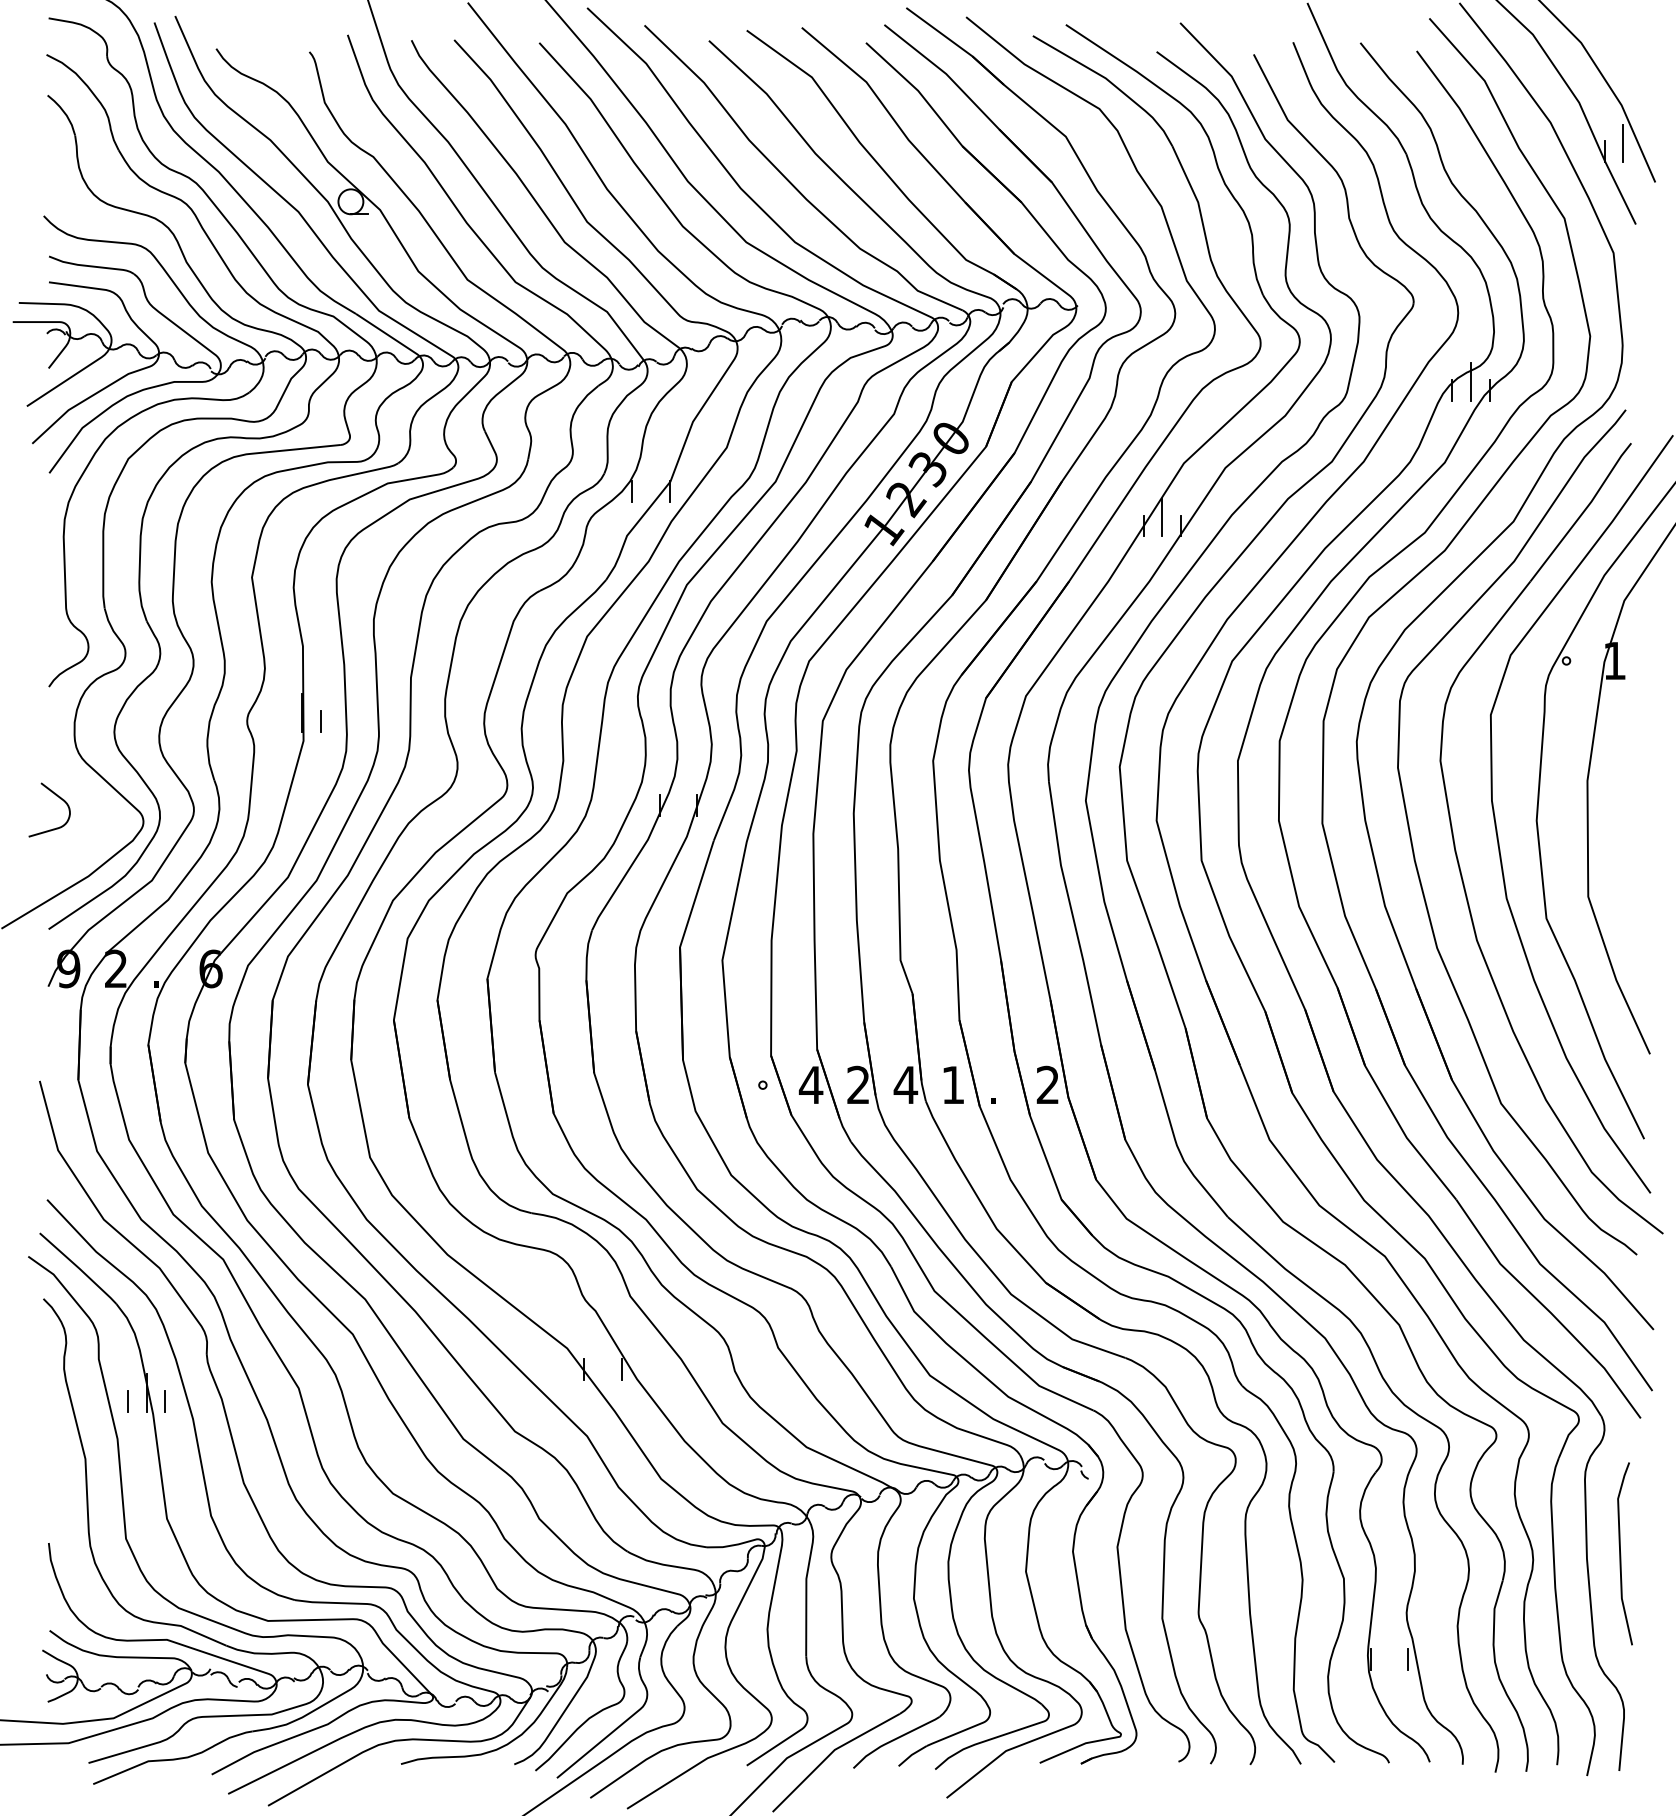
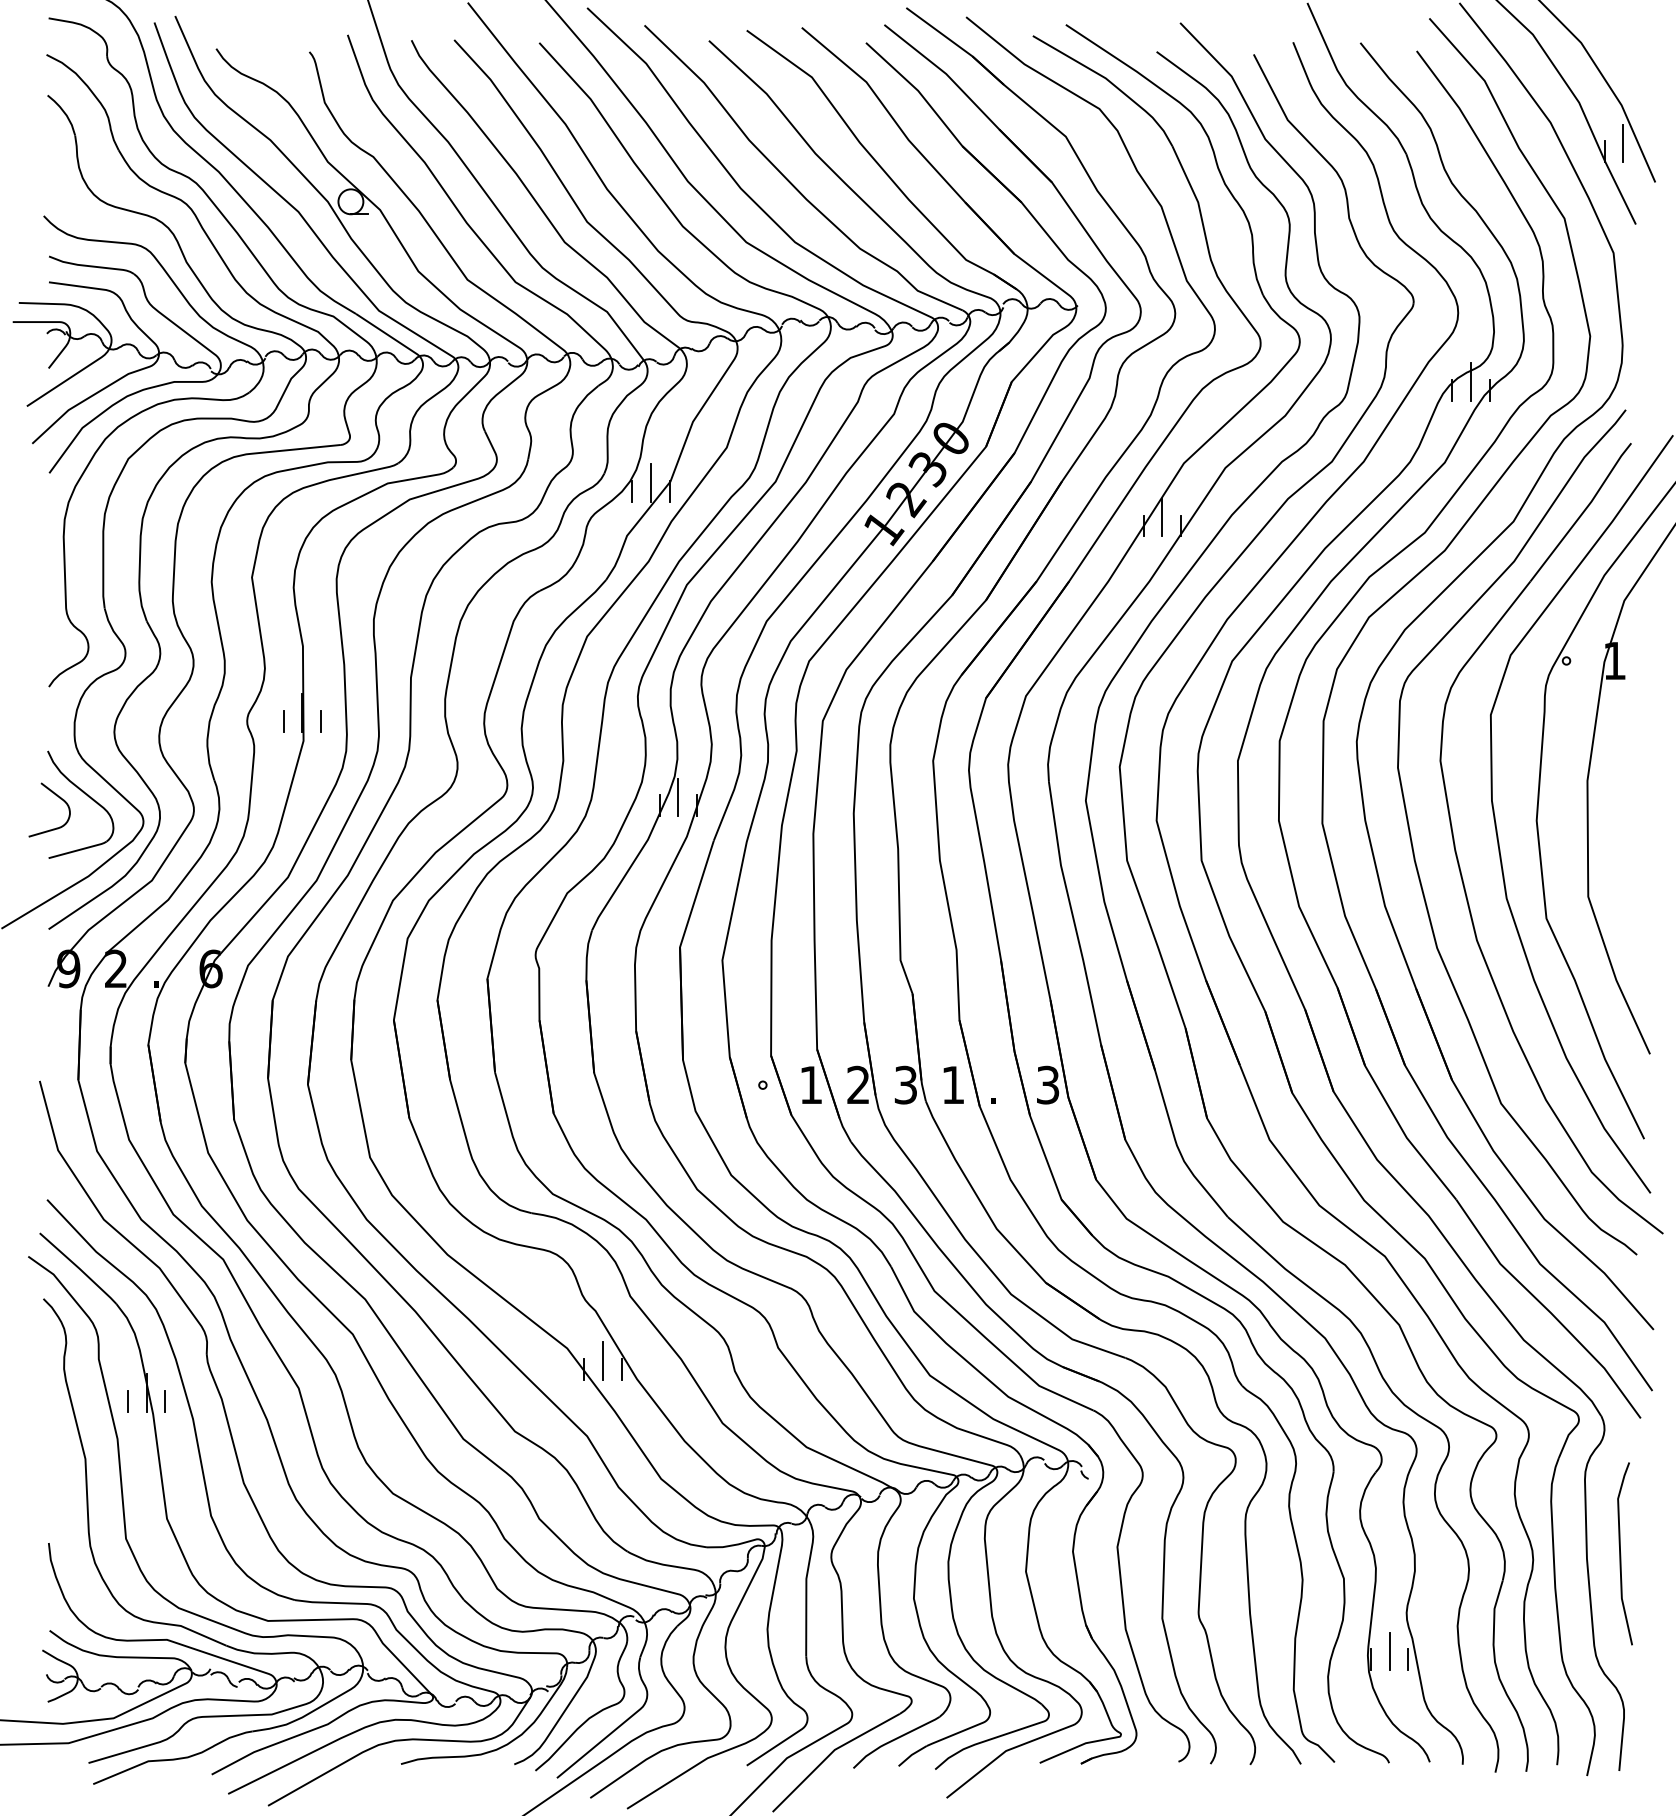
line: none -> present (650, 482)
line: none -> present (283, 721)
part: none -> present (87, 796)
line: none -> present (678, 797)
text: 4 -> 1 (810, 1084)
text: 4 -> 3 (905, 1084)
text: 2 -> 3 (1047, 1085)
line: none -> present (602, 1360)
line: none -> present (1389, 1651)
